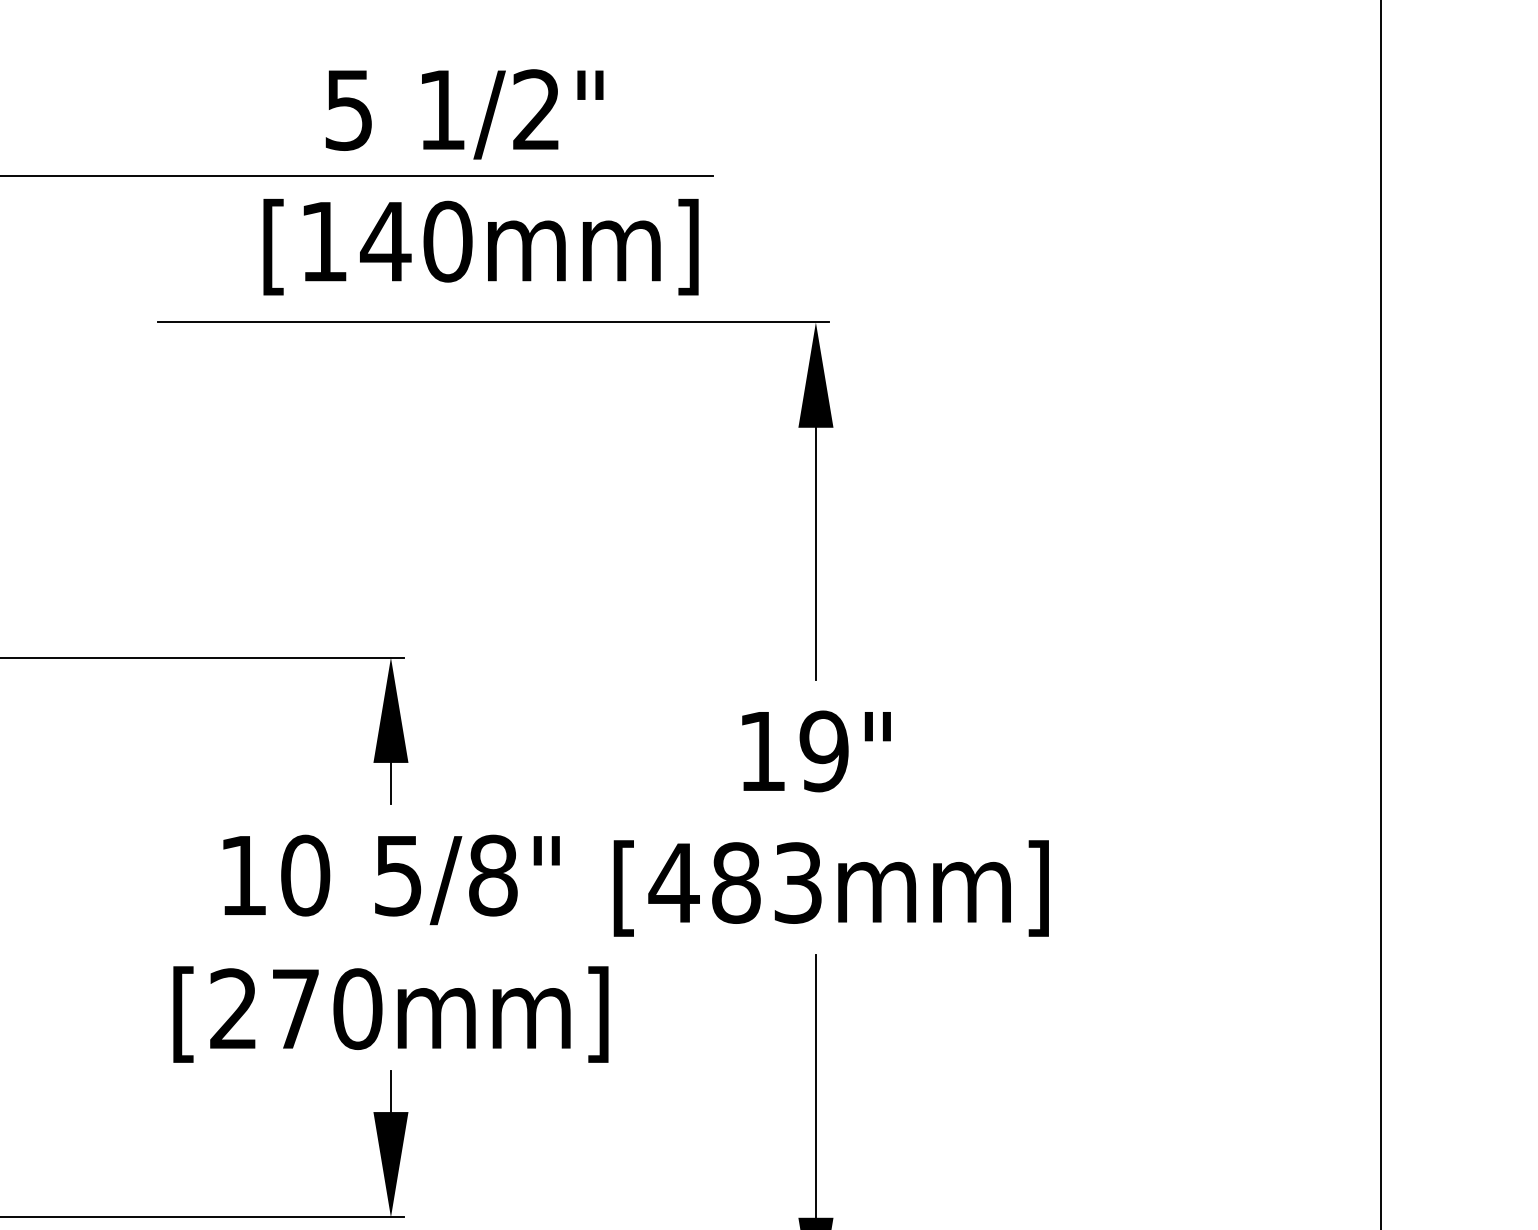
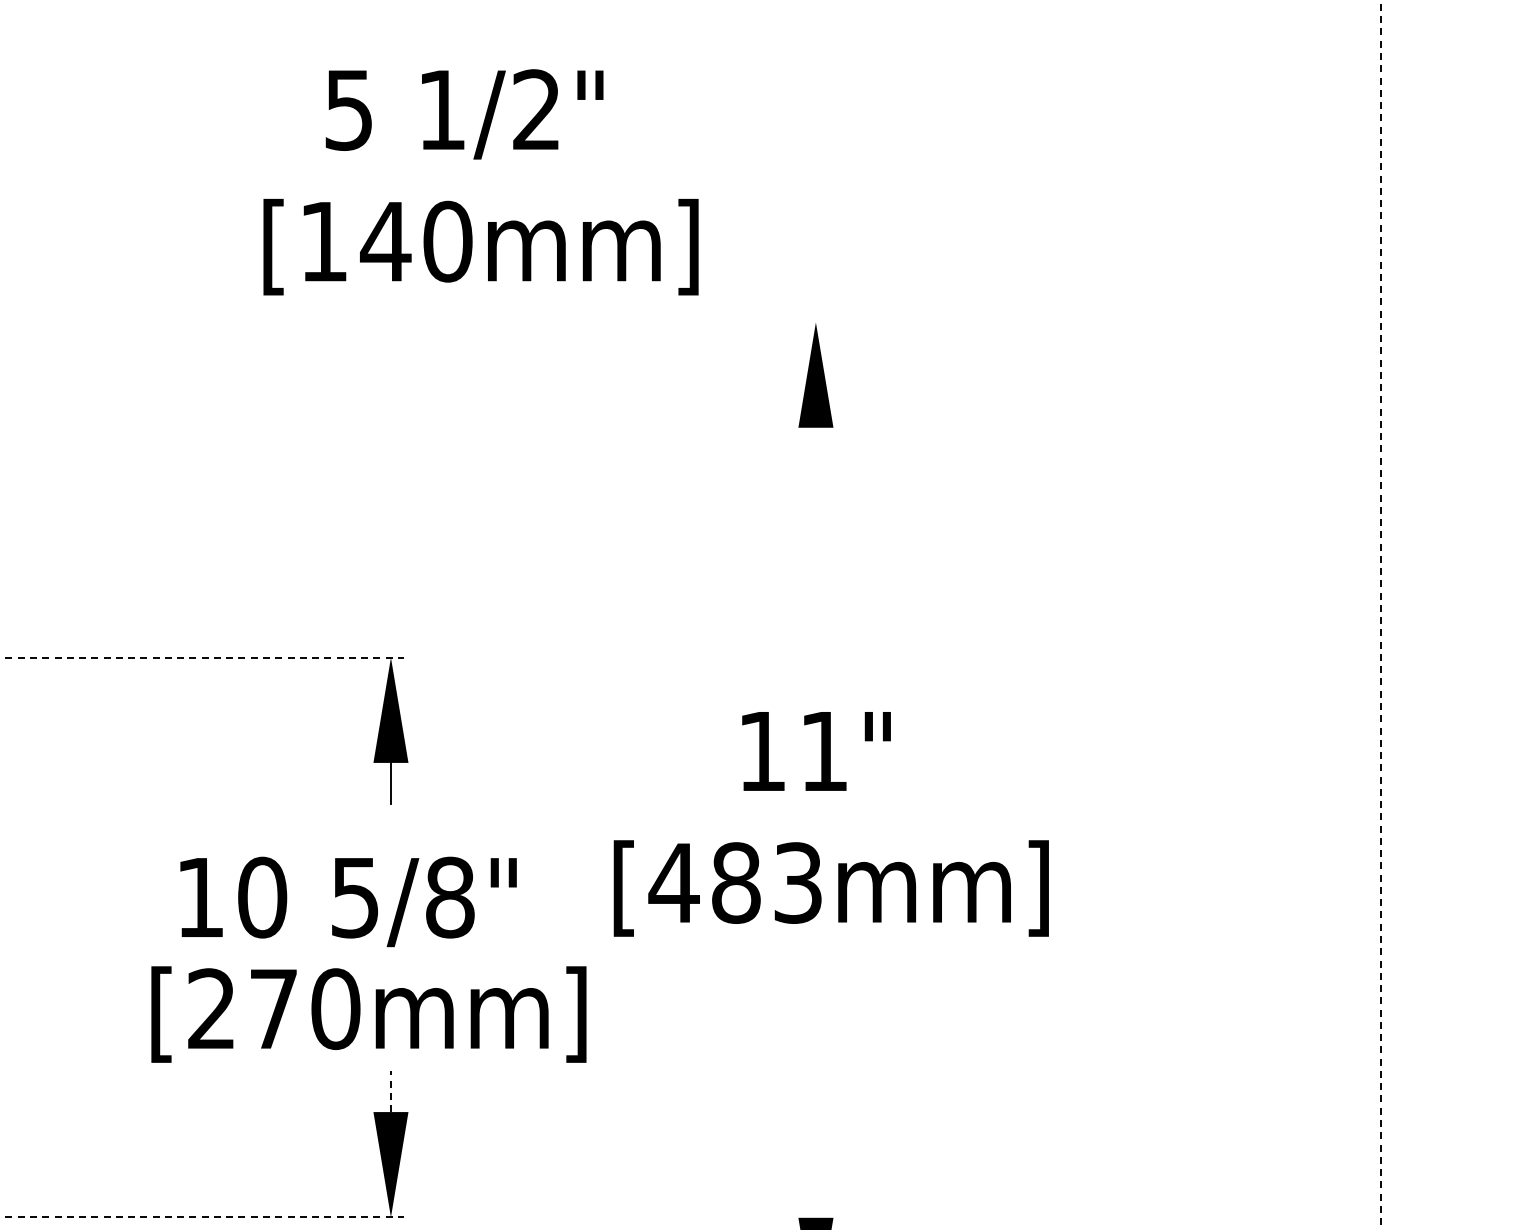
line: present -> none (357, 175)
line: present -> none (493, 322)
line: present -> none (815, 553)
line: solid -> dashed (1380, 615)
line: solid -> dashed (202, 657)
text: 19" -> 11" (823, 751)
text position: (391, 879) -> (348, 901) (348, 901)
text position: (390, 1014) -> (368, 1014) (368, 1014)
line: present -> none (815, 1085)
line: solid -> dashed (390, 1091)
line: solid -> dashed (202, 1217)
